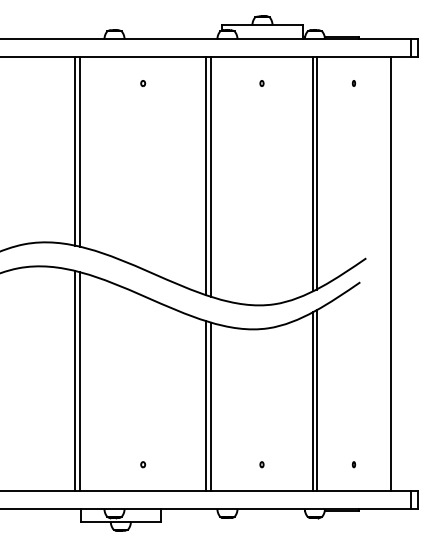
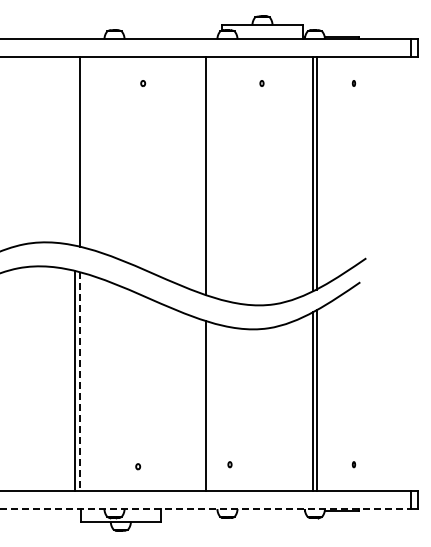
line: present -> none (74, 151)
line: present -> none (210, 176)
line: present -> none (391, 273)
line: solid -> dashed (79, 382)
line: present -> none (210, 406)
part position: (143, 464) -> (138, 466) (138, 466)
part position: (261, 464) -> (229, 464) (229, 464)
line: solid -> dashed (205, 509)
